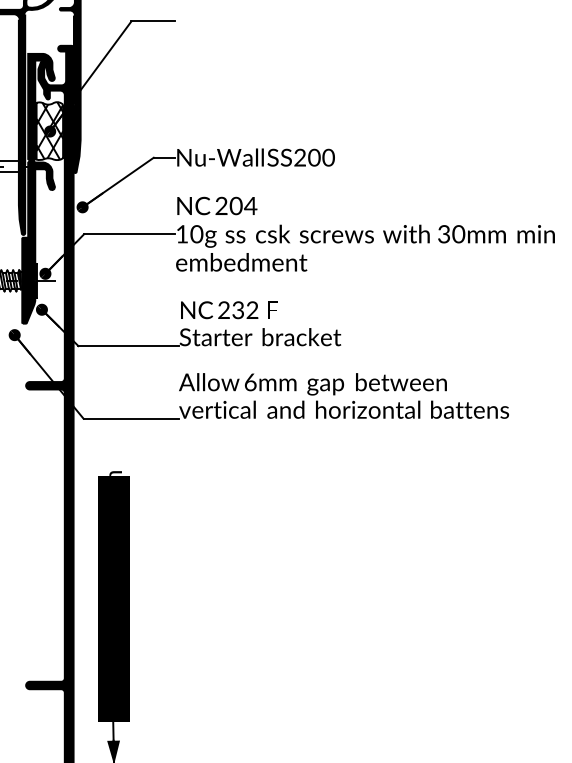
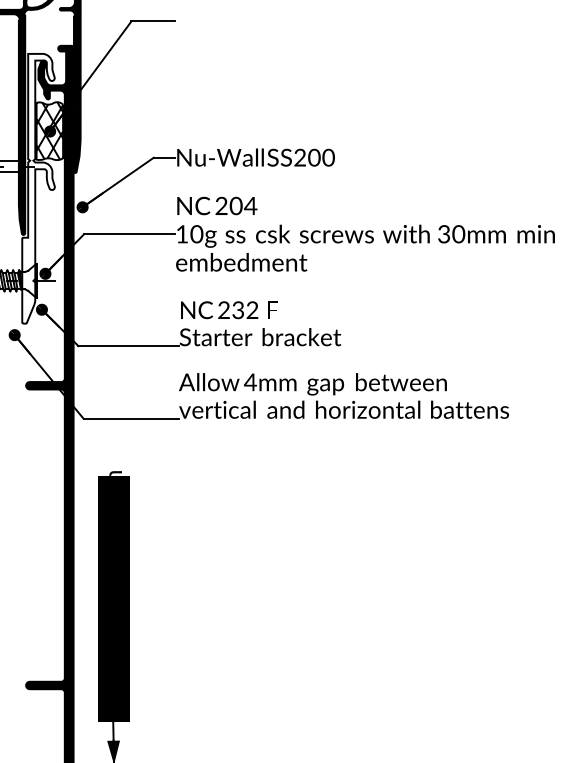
fill: present -> none (38, 188)
text: 6mm -> 4mm (250, 382)
